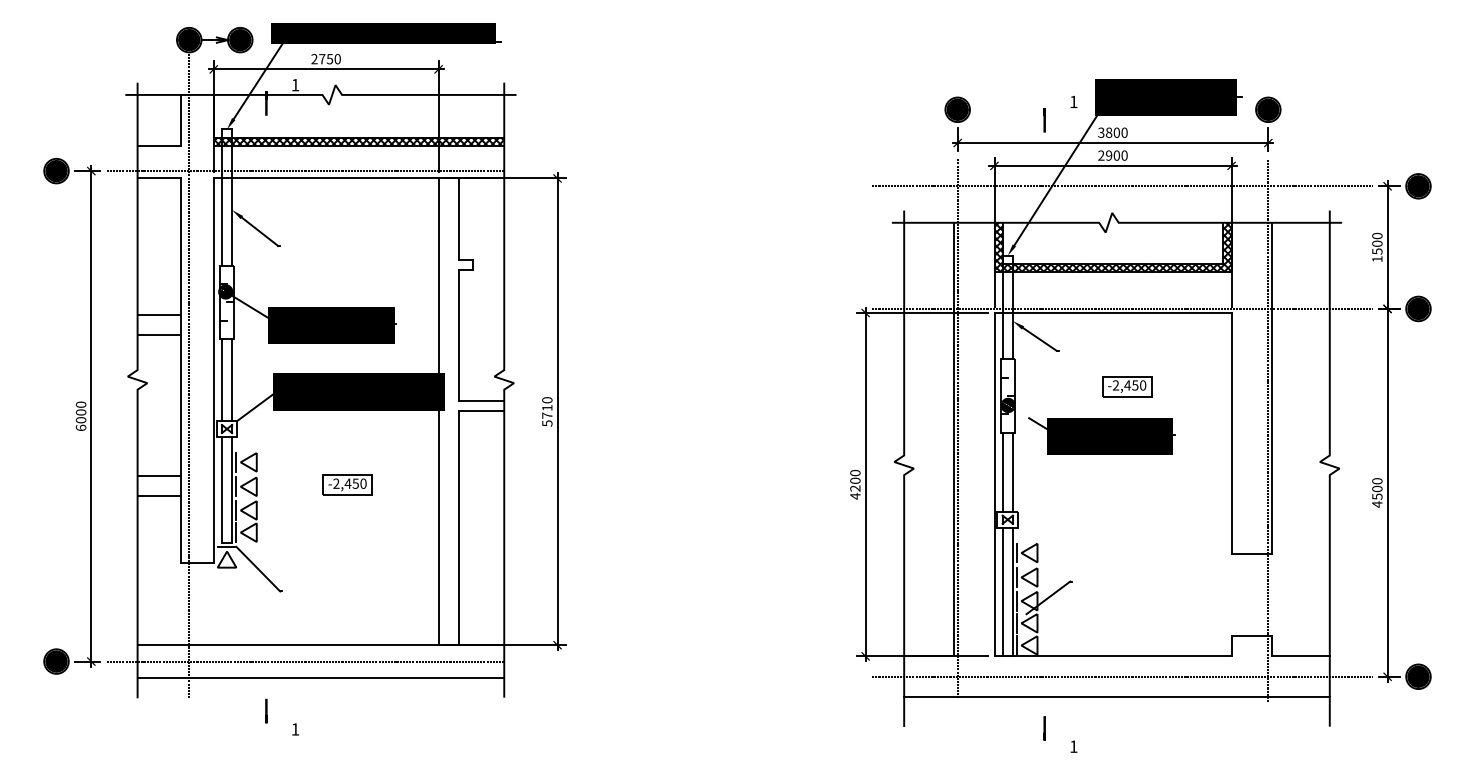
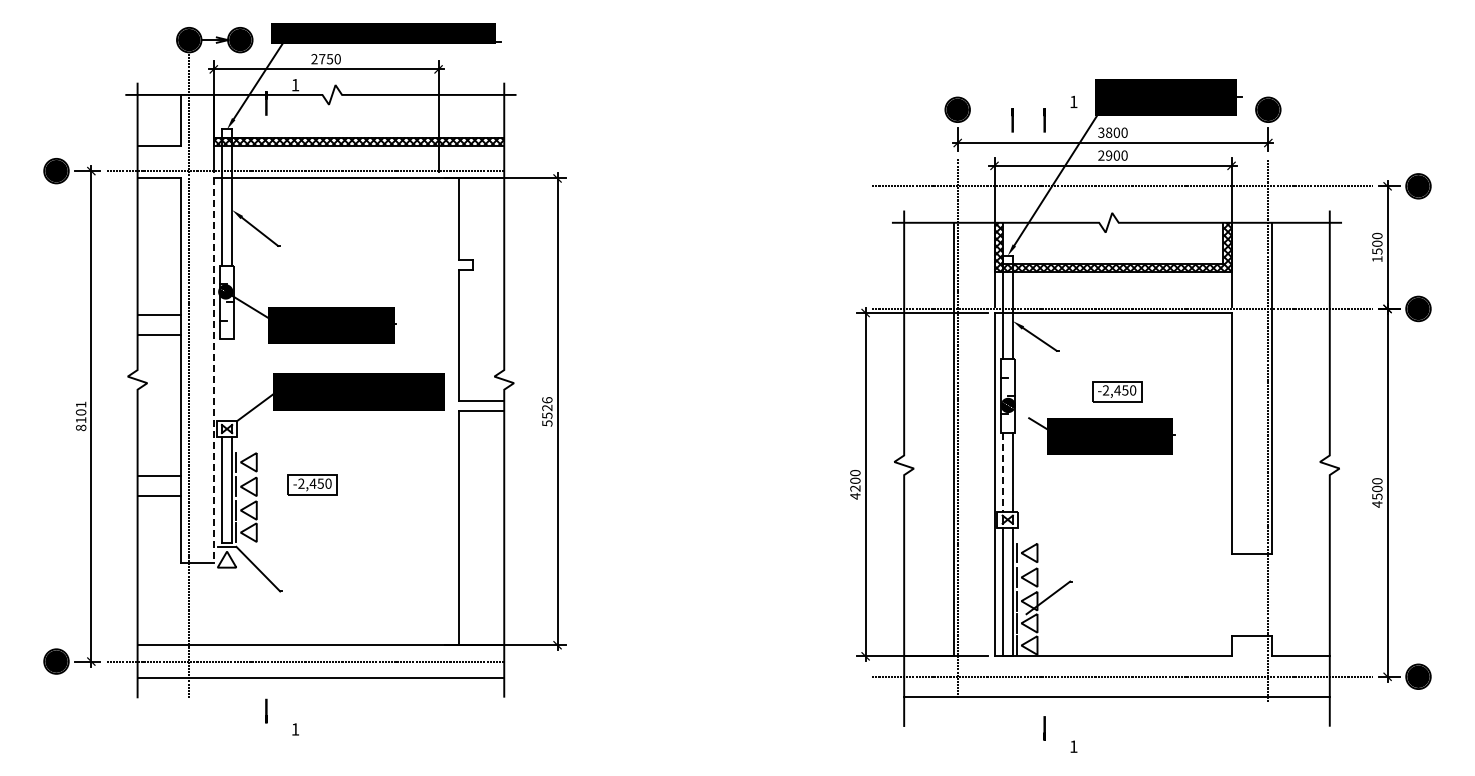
line: none -> present (1012, 120)
line: solid -> dashed (213, 370)
line: present -> none (221, 379)
line: present -> none (232, 379)
part position: (1127, 386) -> (1117, 391) (1117, 391)
text: 5710 -> 5526 (547, 407)
line: present -> none (438, 411)
text: 6000 -> 8101 (80, 416)
line: solid -> dashed (1002, 472)
part position: (347, 484) -> (312, 484) (312, 484)
